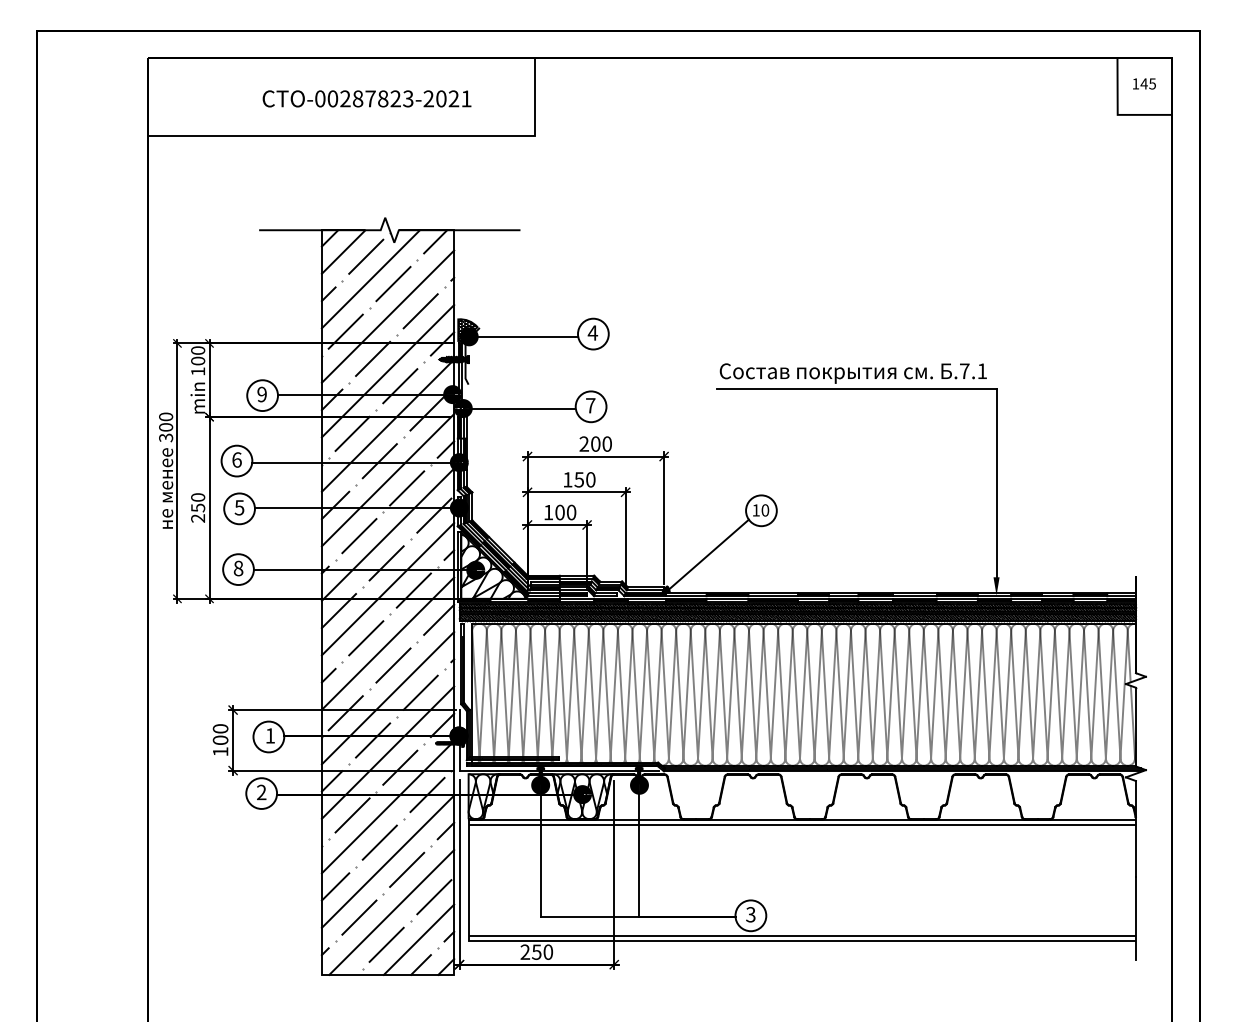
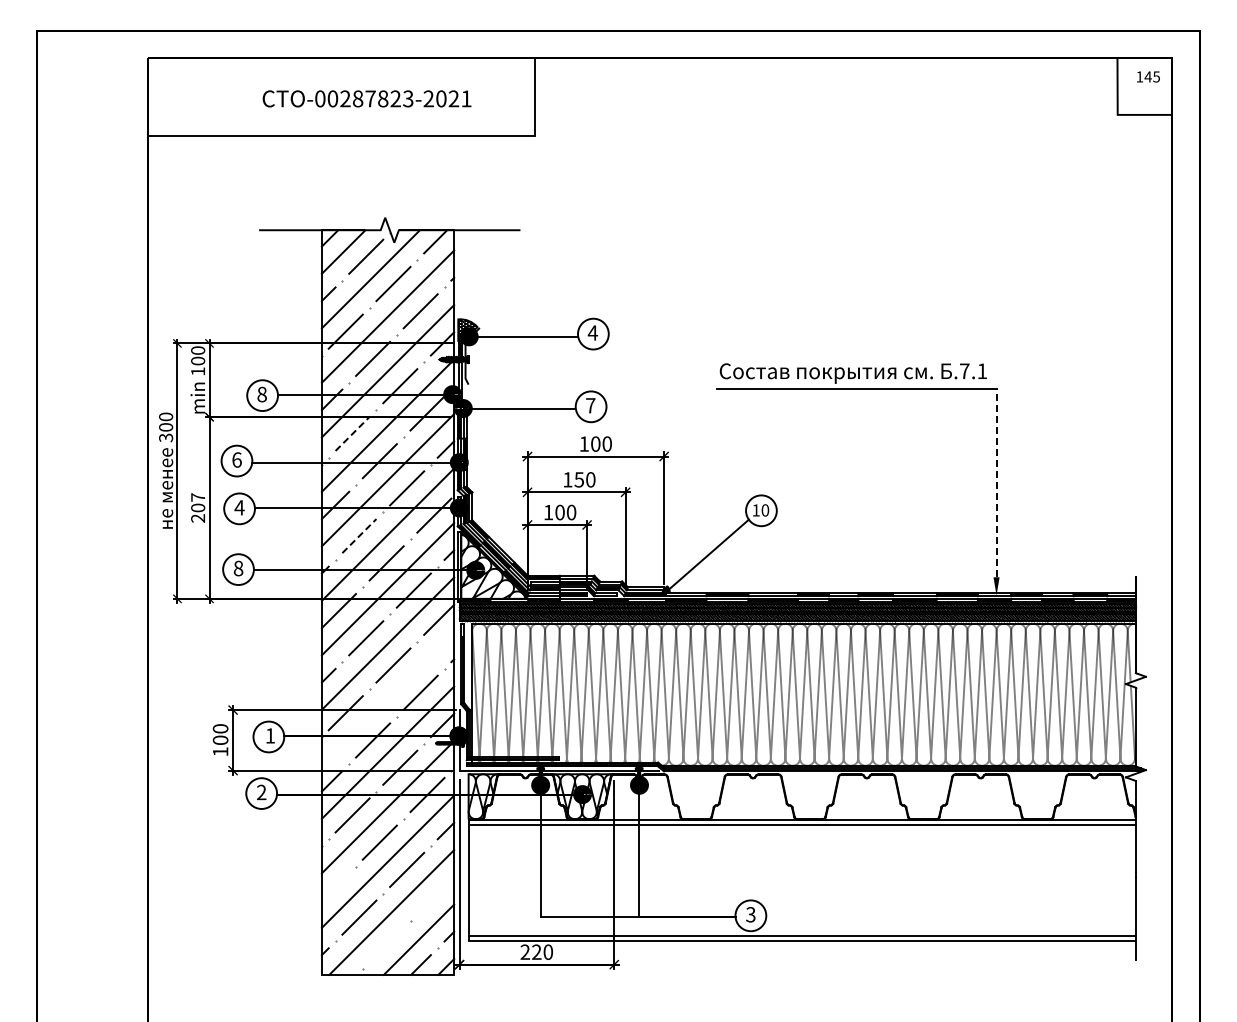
text position: (1144, 83) -> (1148, 76) (1148, 76)
text: 9 -> 8 (261, 394)
line: solid -> dashed (352, 433)
text: 200 -> 100 (583, 443)
line: solid -> dashed (996, 482)
text: 250 -> 207 (198, 502)
text: 5 -> 4 (239, 507)
line: solid -> dashed (359, 535)
line: present -> none (387, 698)
line: present -> none (335, 886)
line: present -> none (434, 897)
line: present -> none (386, 944)
text: 250 -> 220 (536, 951)
